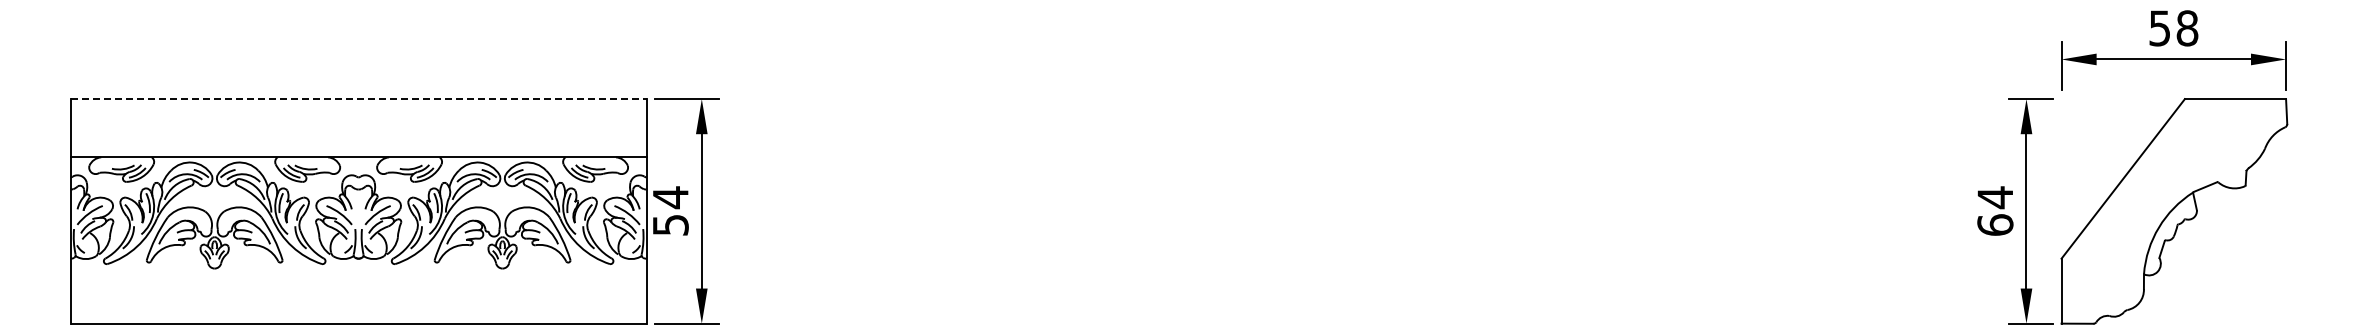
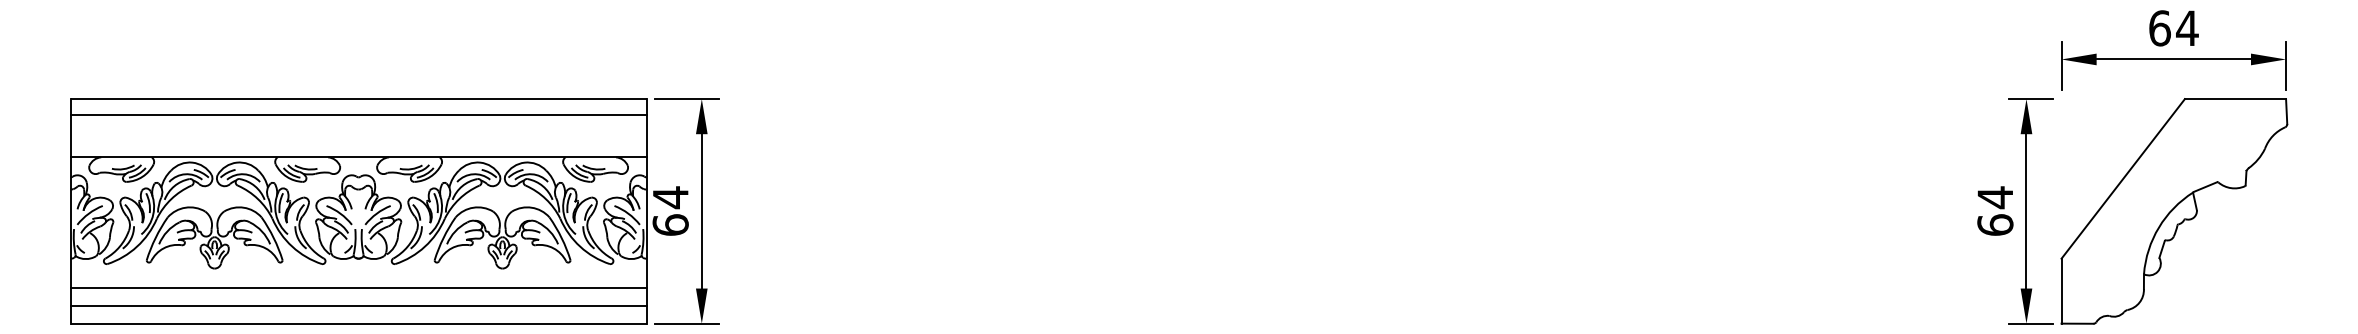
text: 58 -> 64 (2173, 28)
line: dashed -> solid (358, 99)
line: none -> present (358, 114)
text: 54 -> 64 (670, 224)
line: none -> present (358, 287)
line: none -> present (358, 305)
